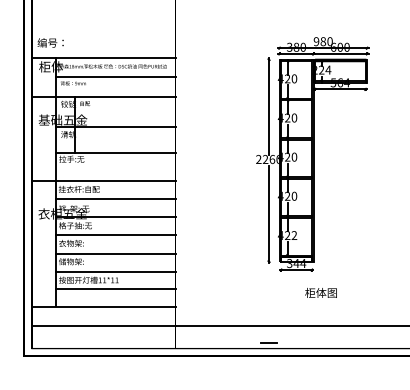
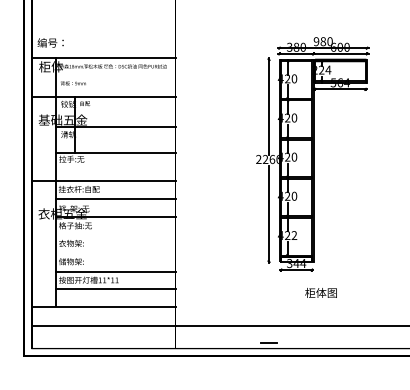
line: present -> none (115, 76)
line: present -> none (115, 235)
line: present -> none (115, 253)
